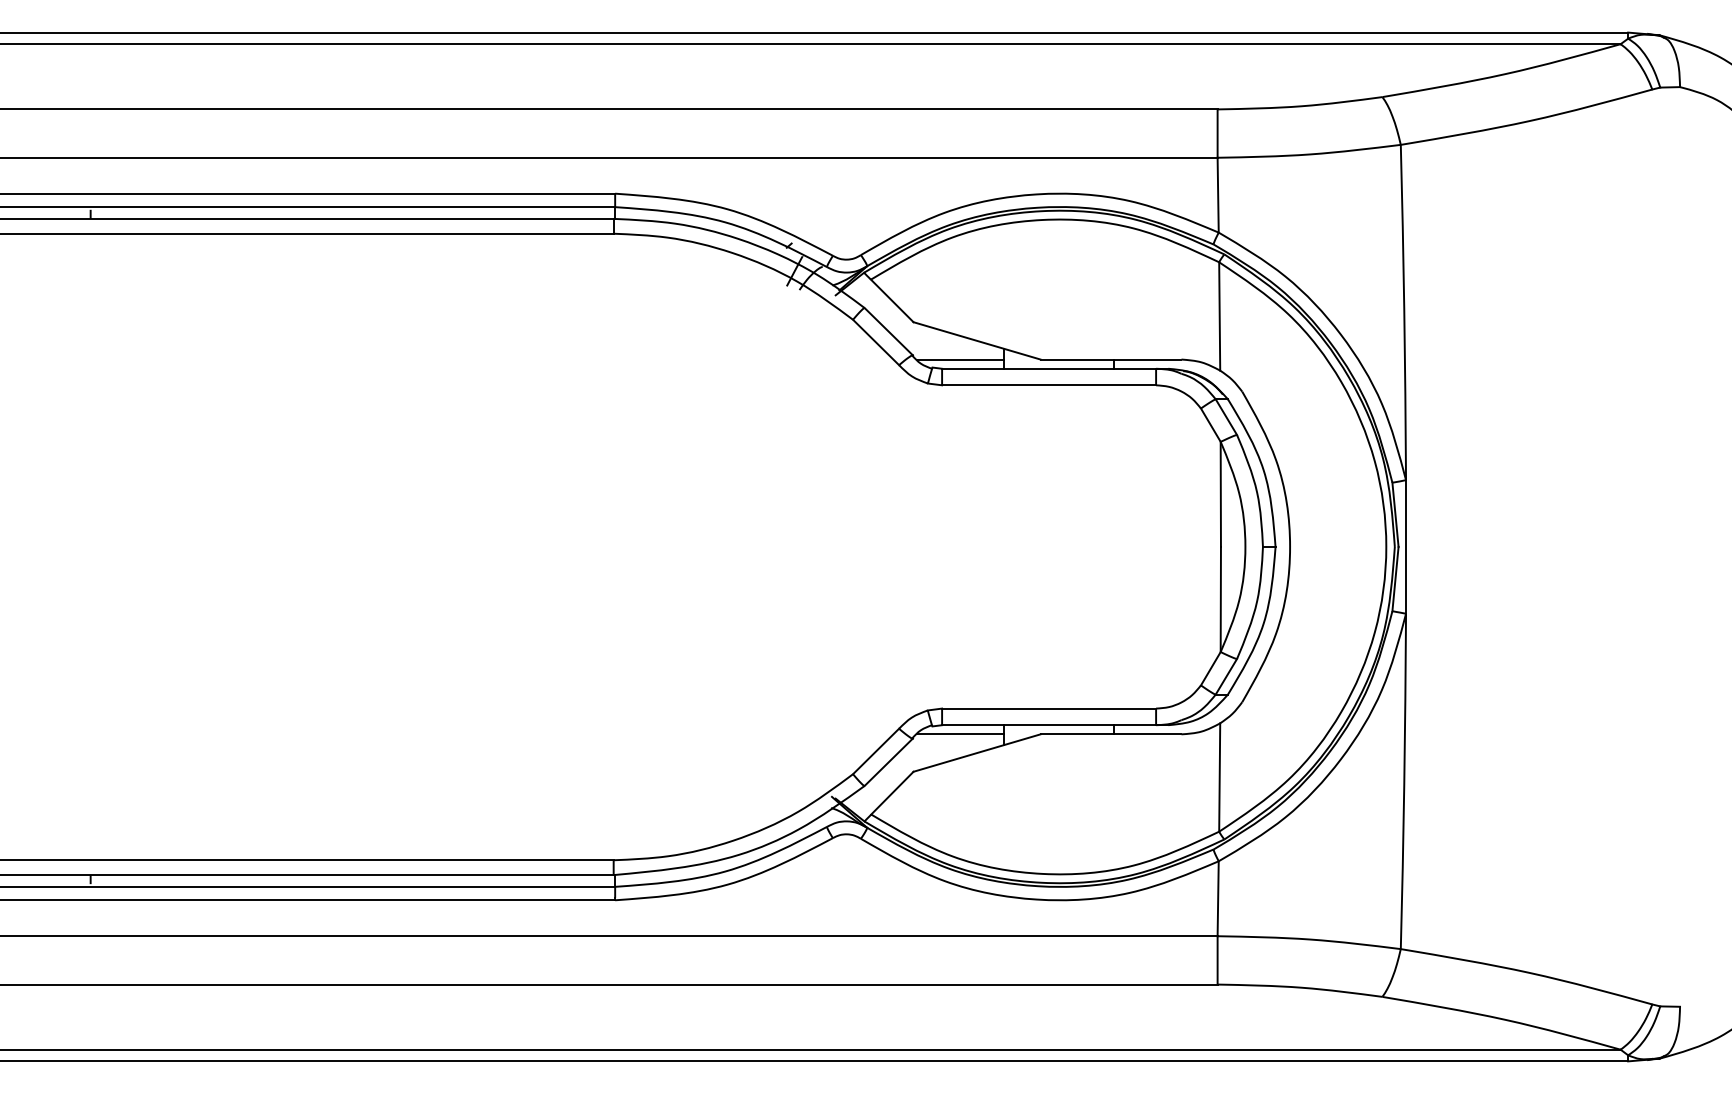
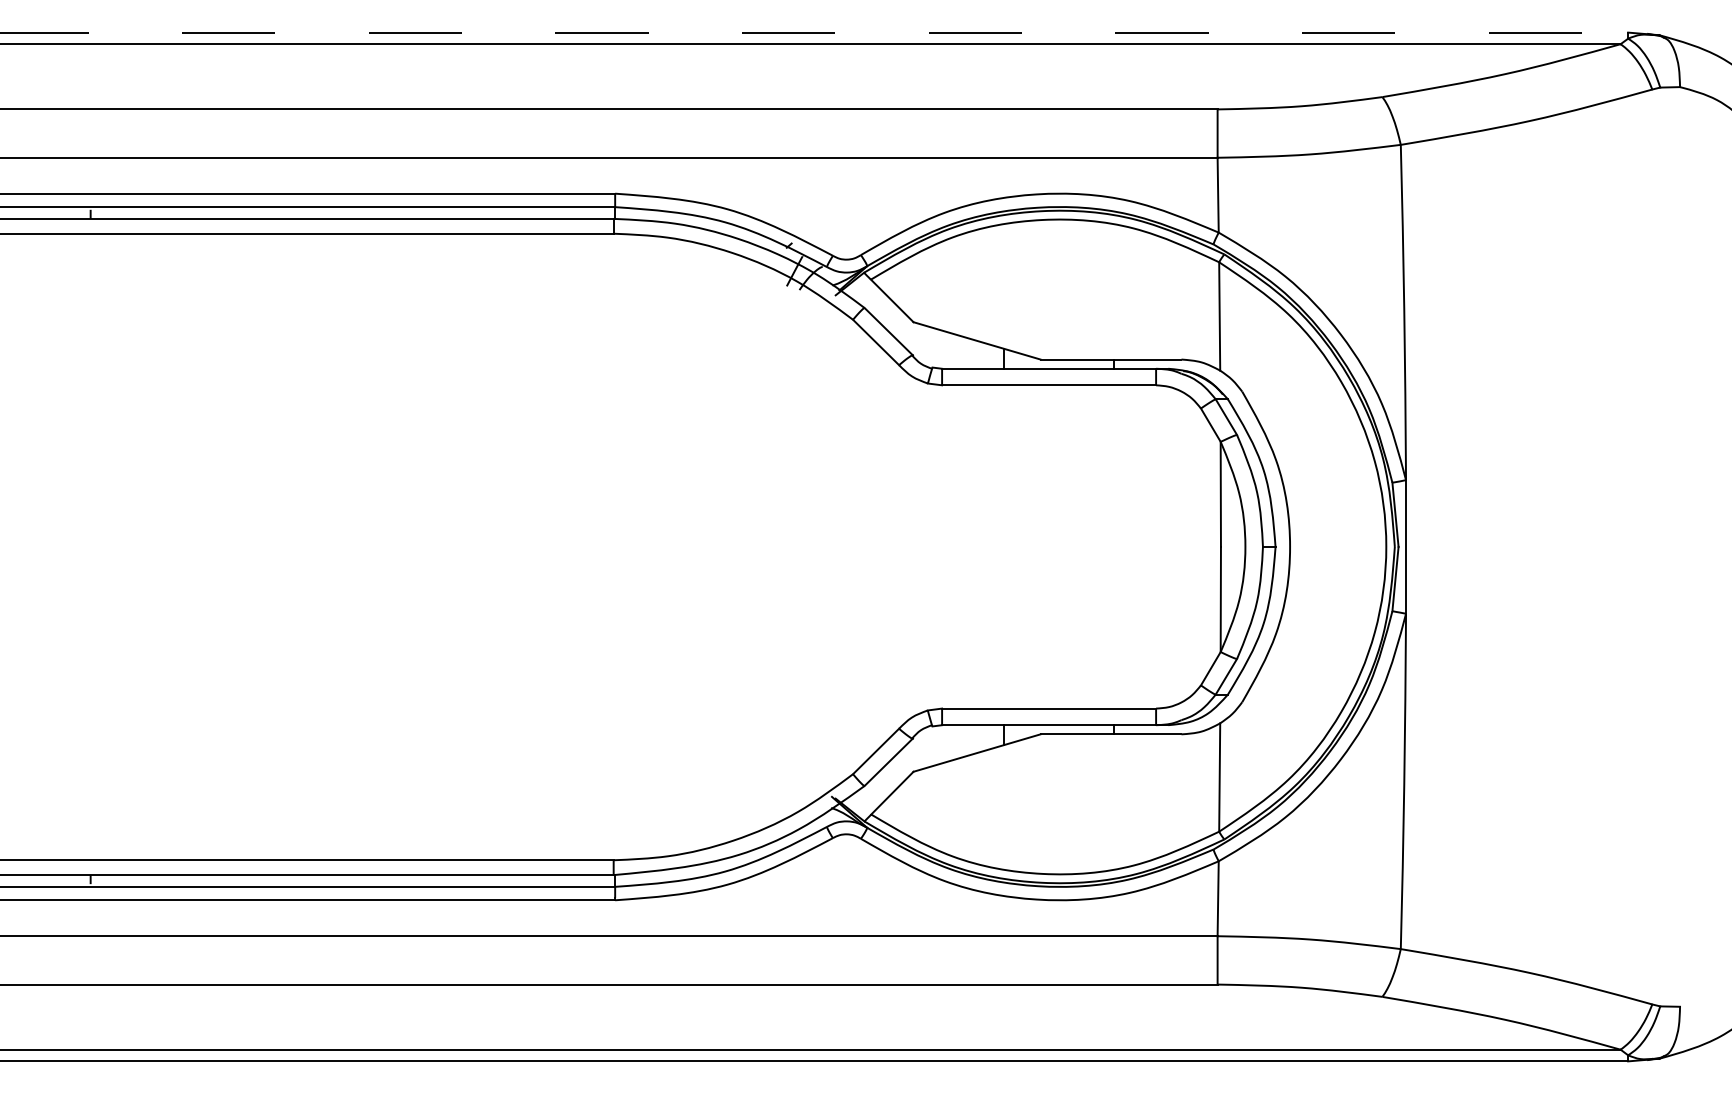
line: solid -> dashed (814, 32)
line: present -> none (959, 359)
line: present -> none (959, 734)
